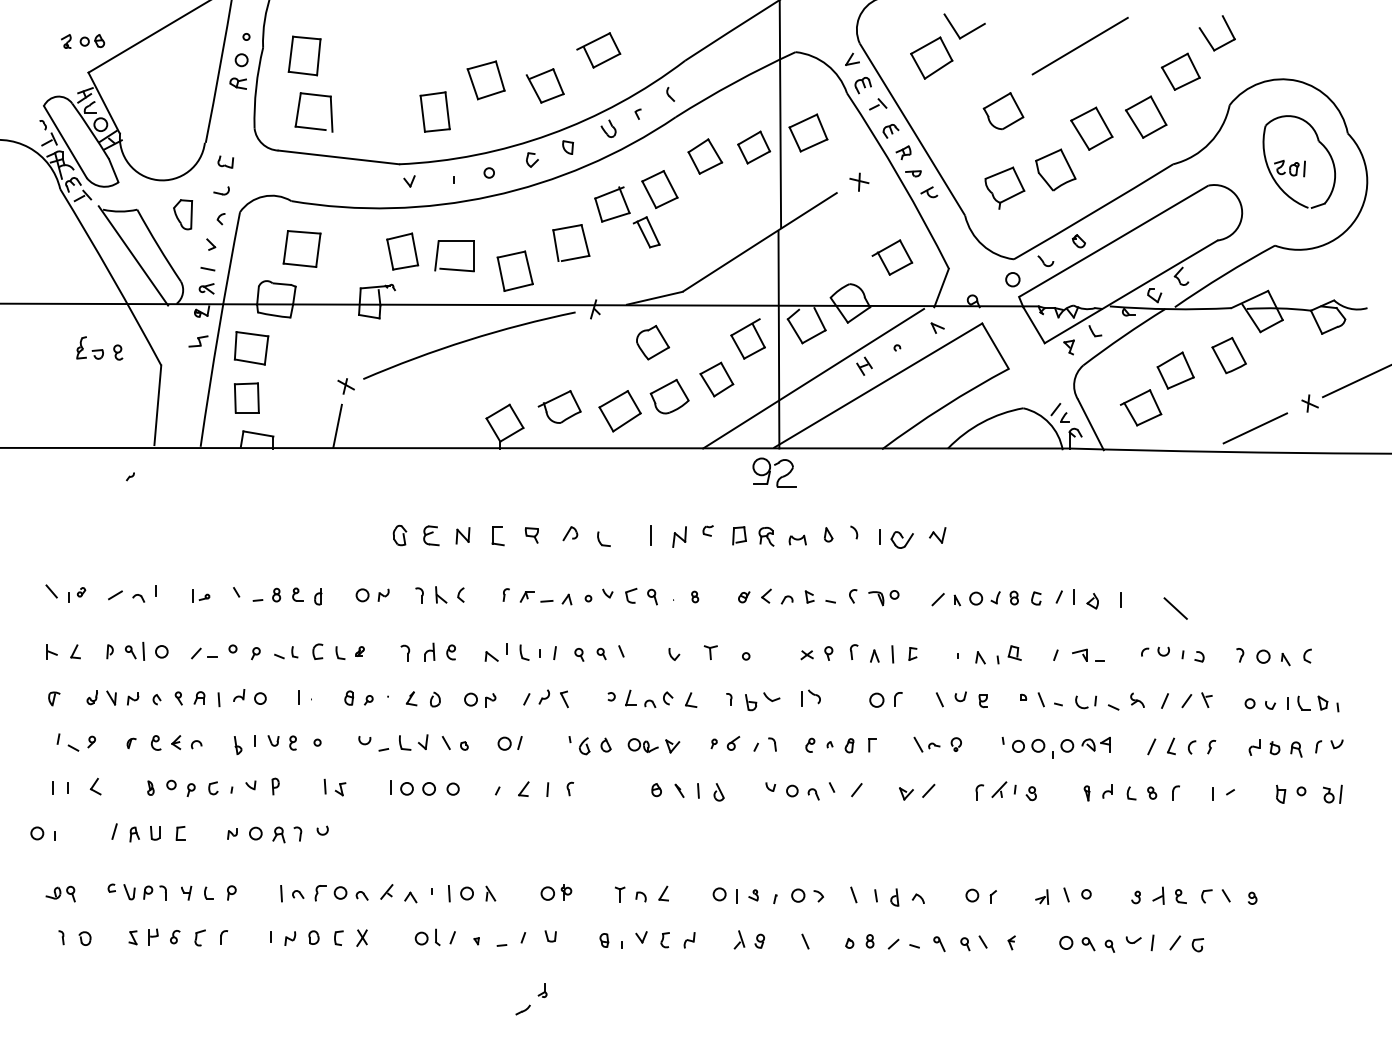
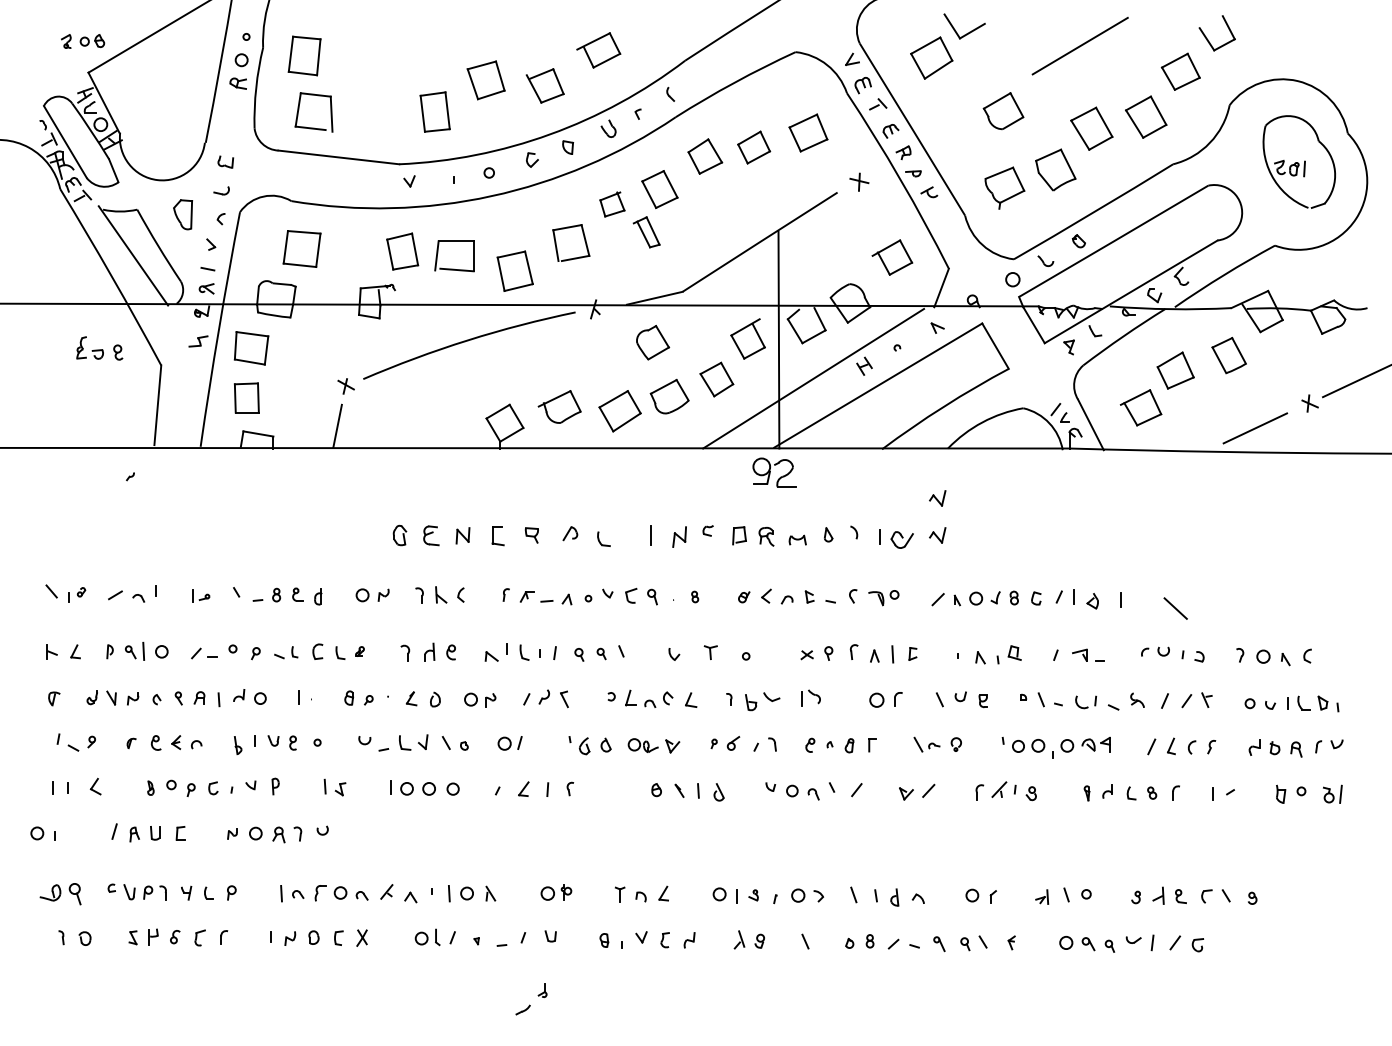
line: present -> none (780, 114)
part size: 37x37 px -> 27x27 px (612, 204)
part: none -> present (937, 498)
part size: 31x18 px -> 43x23 px (60, 894)
